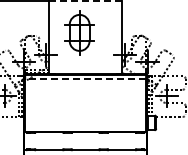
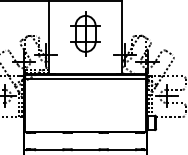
line: dashed -> solid (85, 0)
part position: (79, 32) -> (85, 33) (85, 33)
line: dashed -> solid (85, 79)
